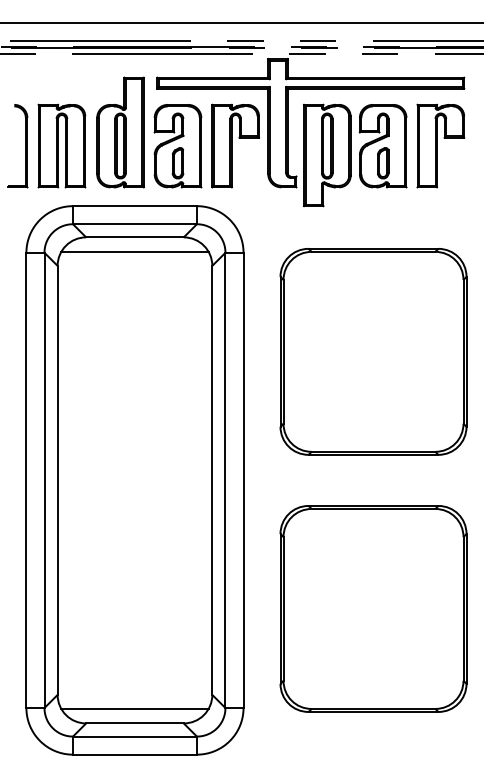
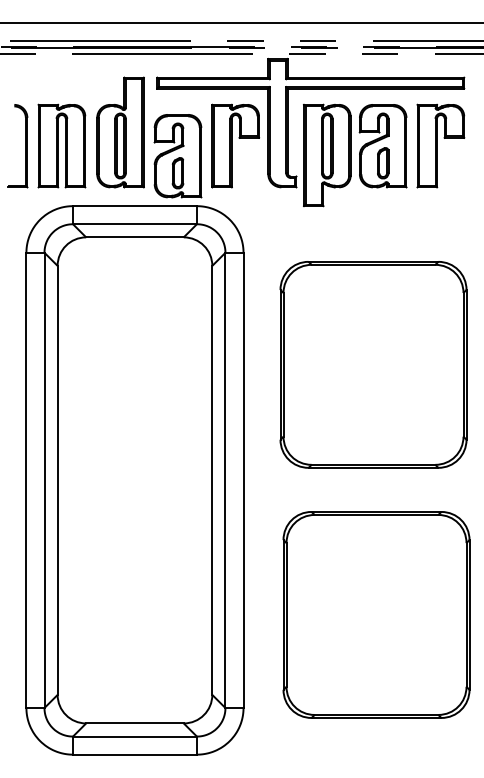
part position: (177, 146) -> (177, 156) (177, 156)
line: present -> none (134, 251)
part position: (373, 351) -> (373, 364) (373, 364)
part position: (373, 608) -> (376, 614) (376, 614)
line: present -> none (134, 708)
